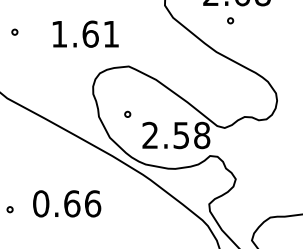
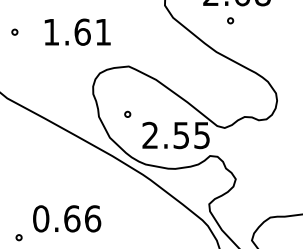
text position: (85, 33) -> (77, 31) (77, 31)
text: 2.58 -> 2.55 (202, 135)
text position: (67, 203) -> (67, 218) (67, 218)
part position: (9, 209) -> (18, 237) (18, 237)
